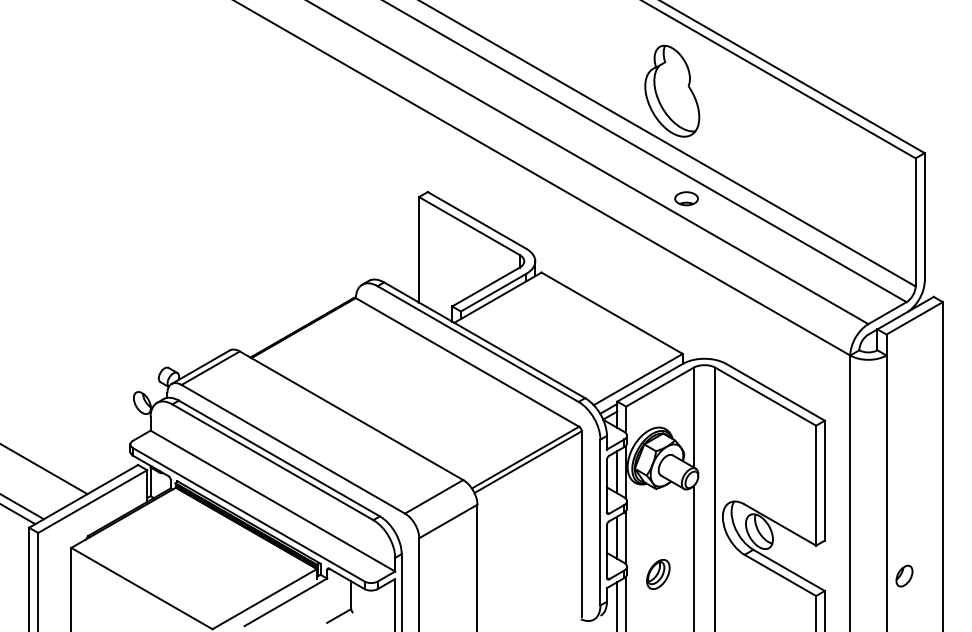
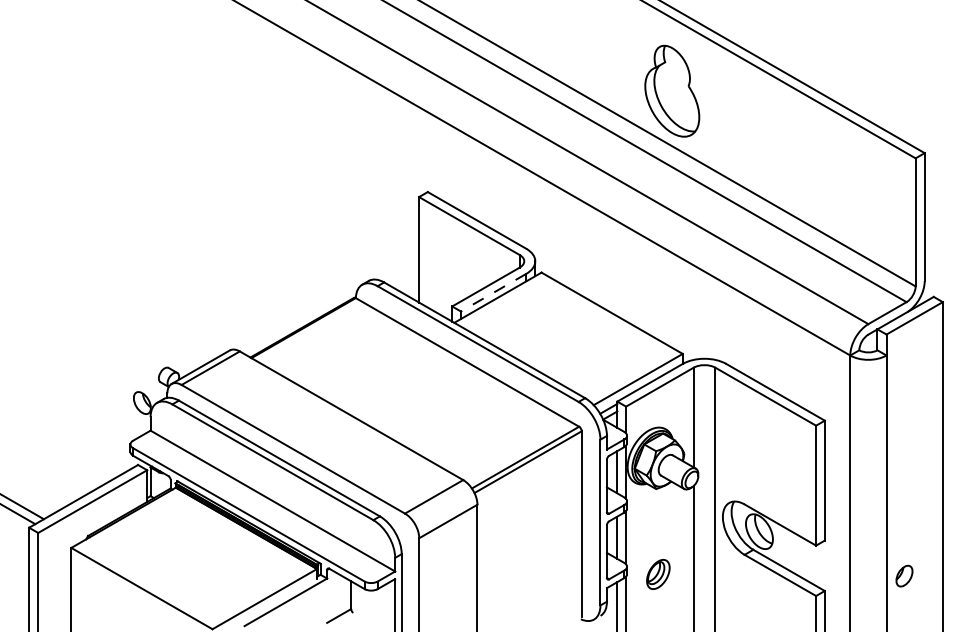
part: present -> none (686, 198)
line: solid -> dashed (493, 292)
line: present -> none (44, 469)
